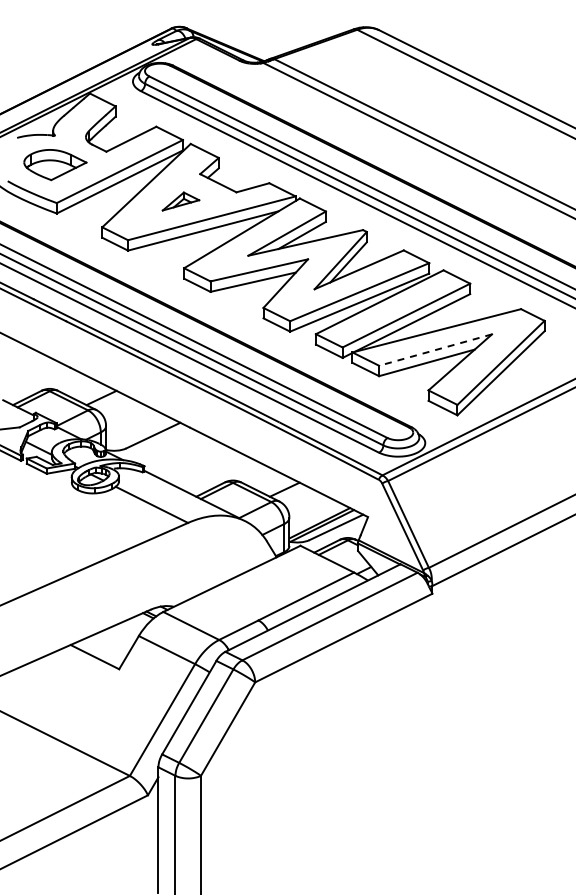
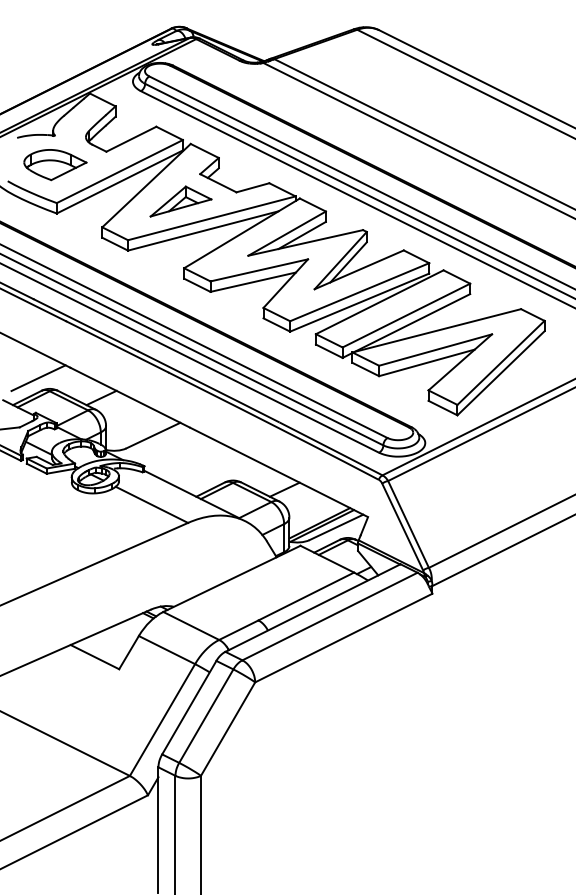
part size: 40x21 px -> 64x33 px (180, 201)
line: dashed -> solid (435, 350)
line: none -> present (38, 378)
